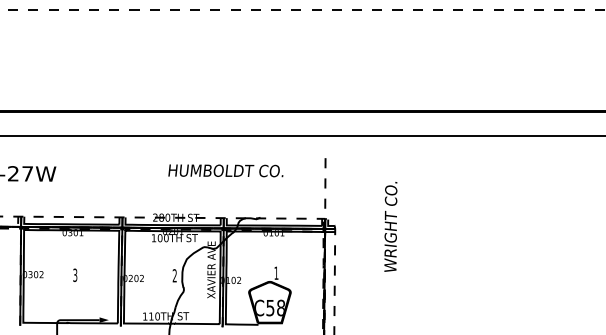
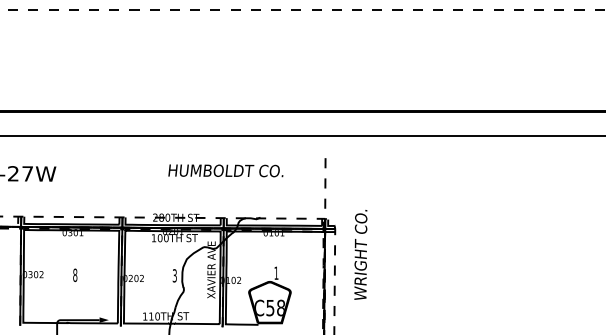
text position: (390, 226) -> (360, 254) (360, 254)
text: 3 -> 8 (75, 274)
text: 2 -> 3 (174, 276)
